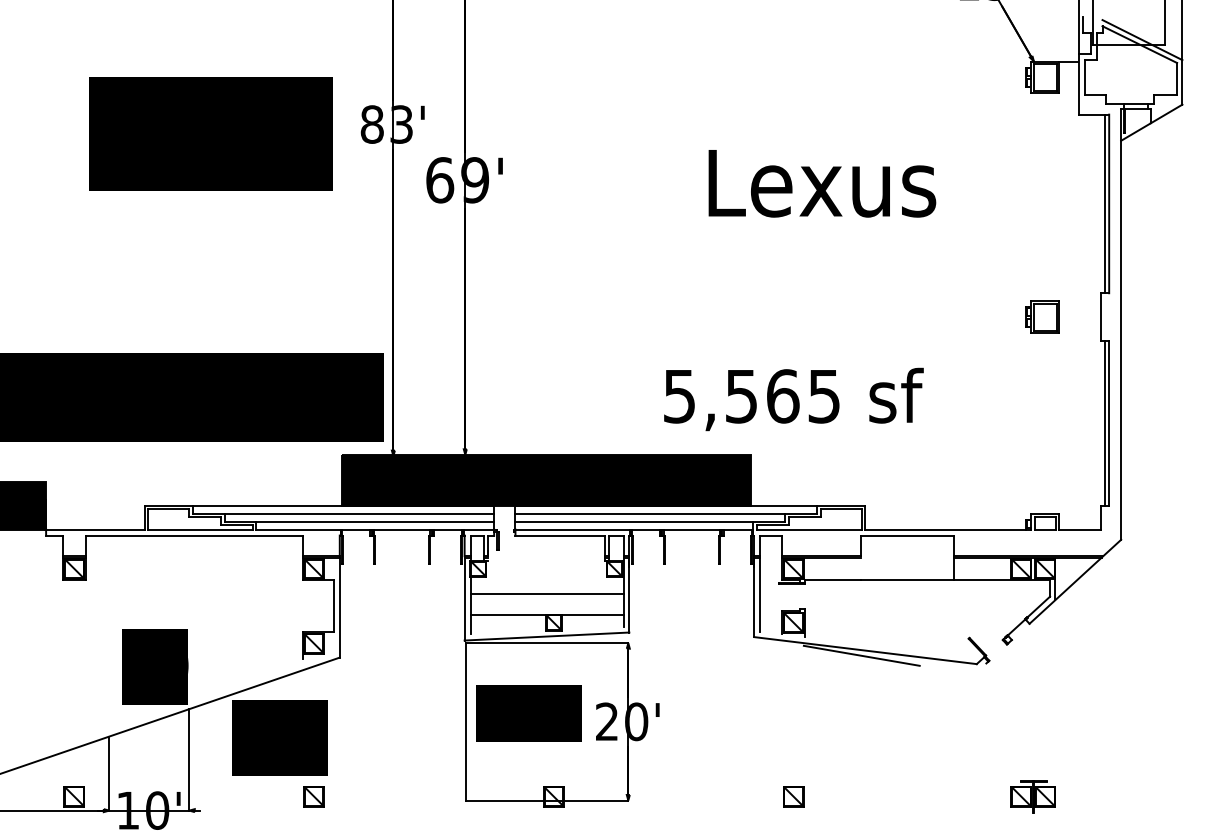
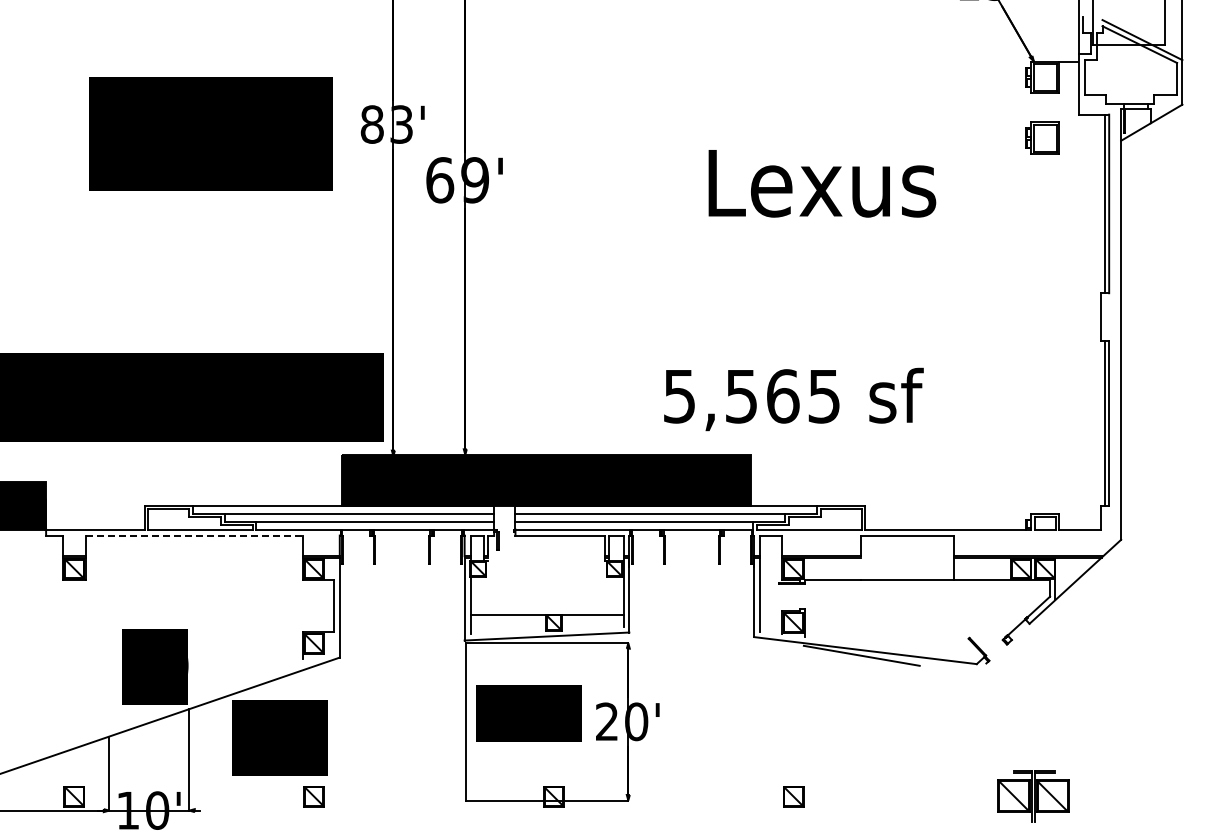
part position: (1042, 316) -> (1042, 137) (1042, 137)
line: solid -> dashed (194, 535)
line: present -> none (547, 593)
part size: 46x34 px -> 73x53 px (1033, 796)
